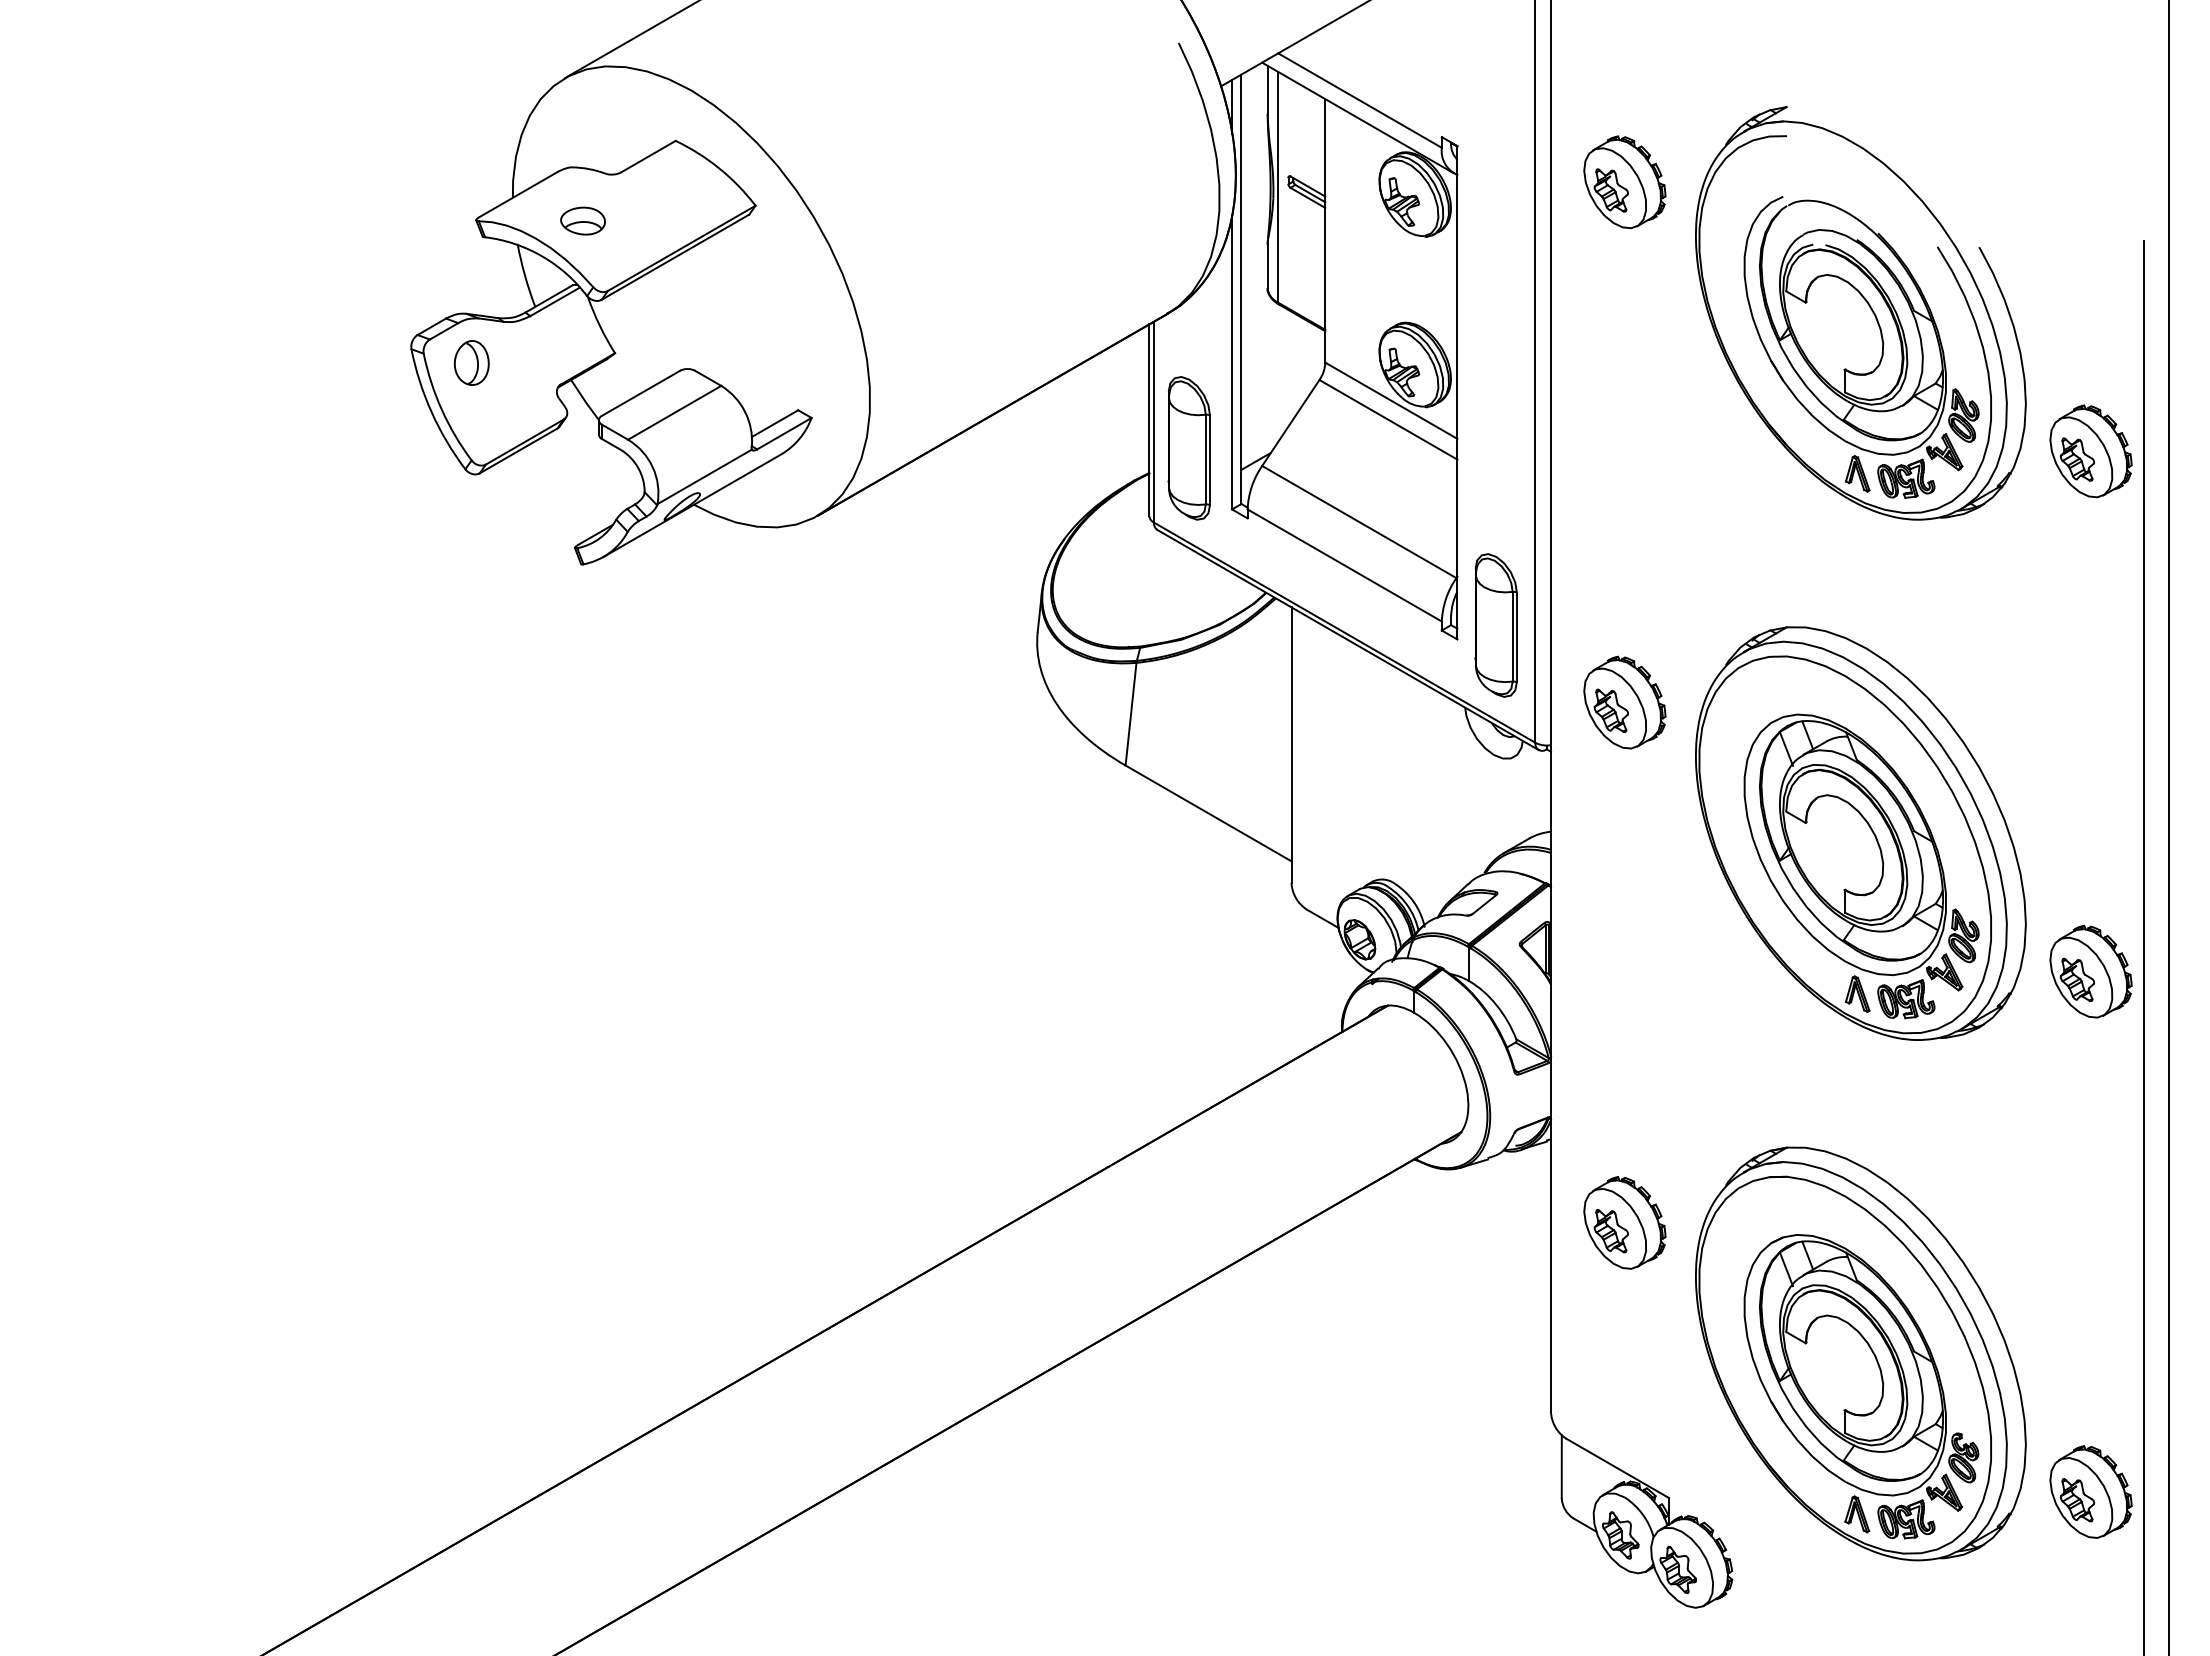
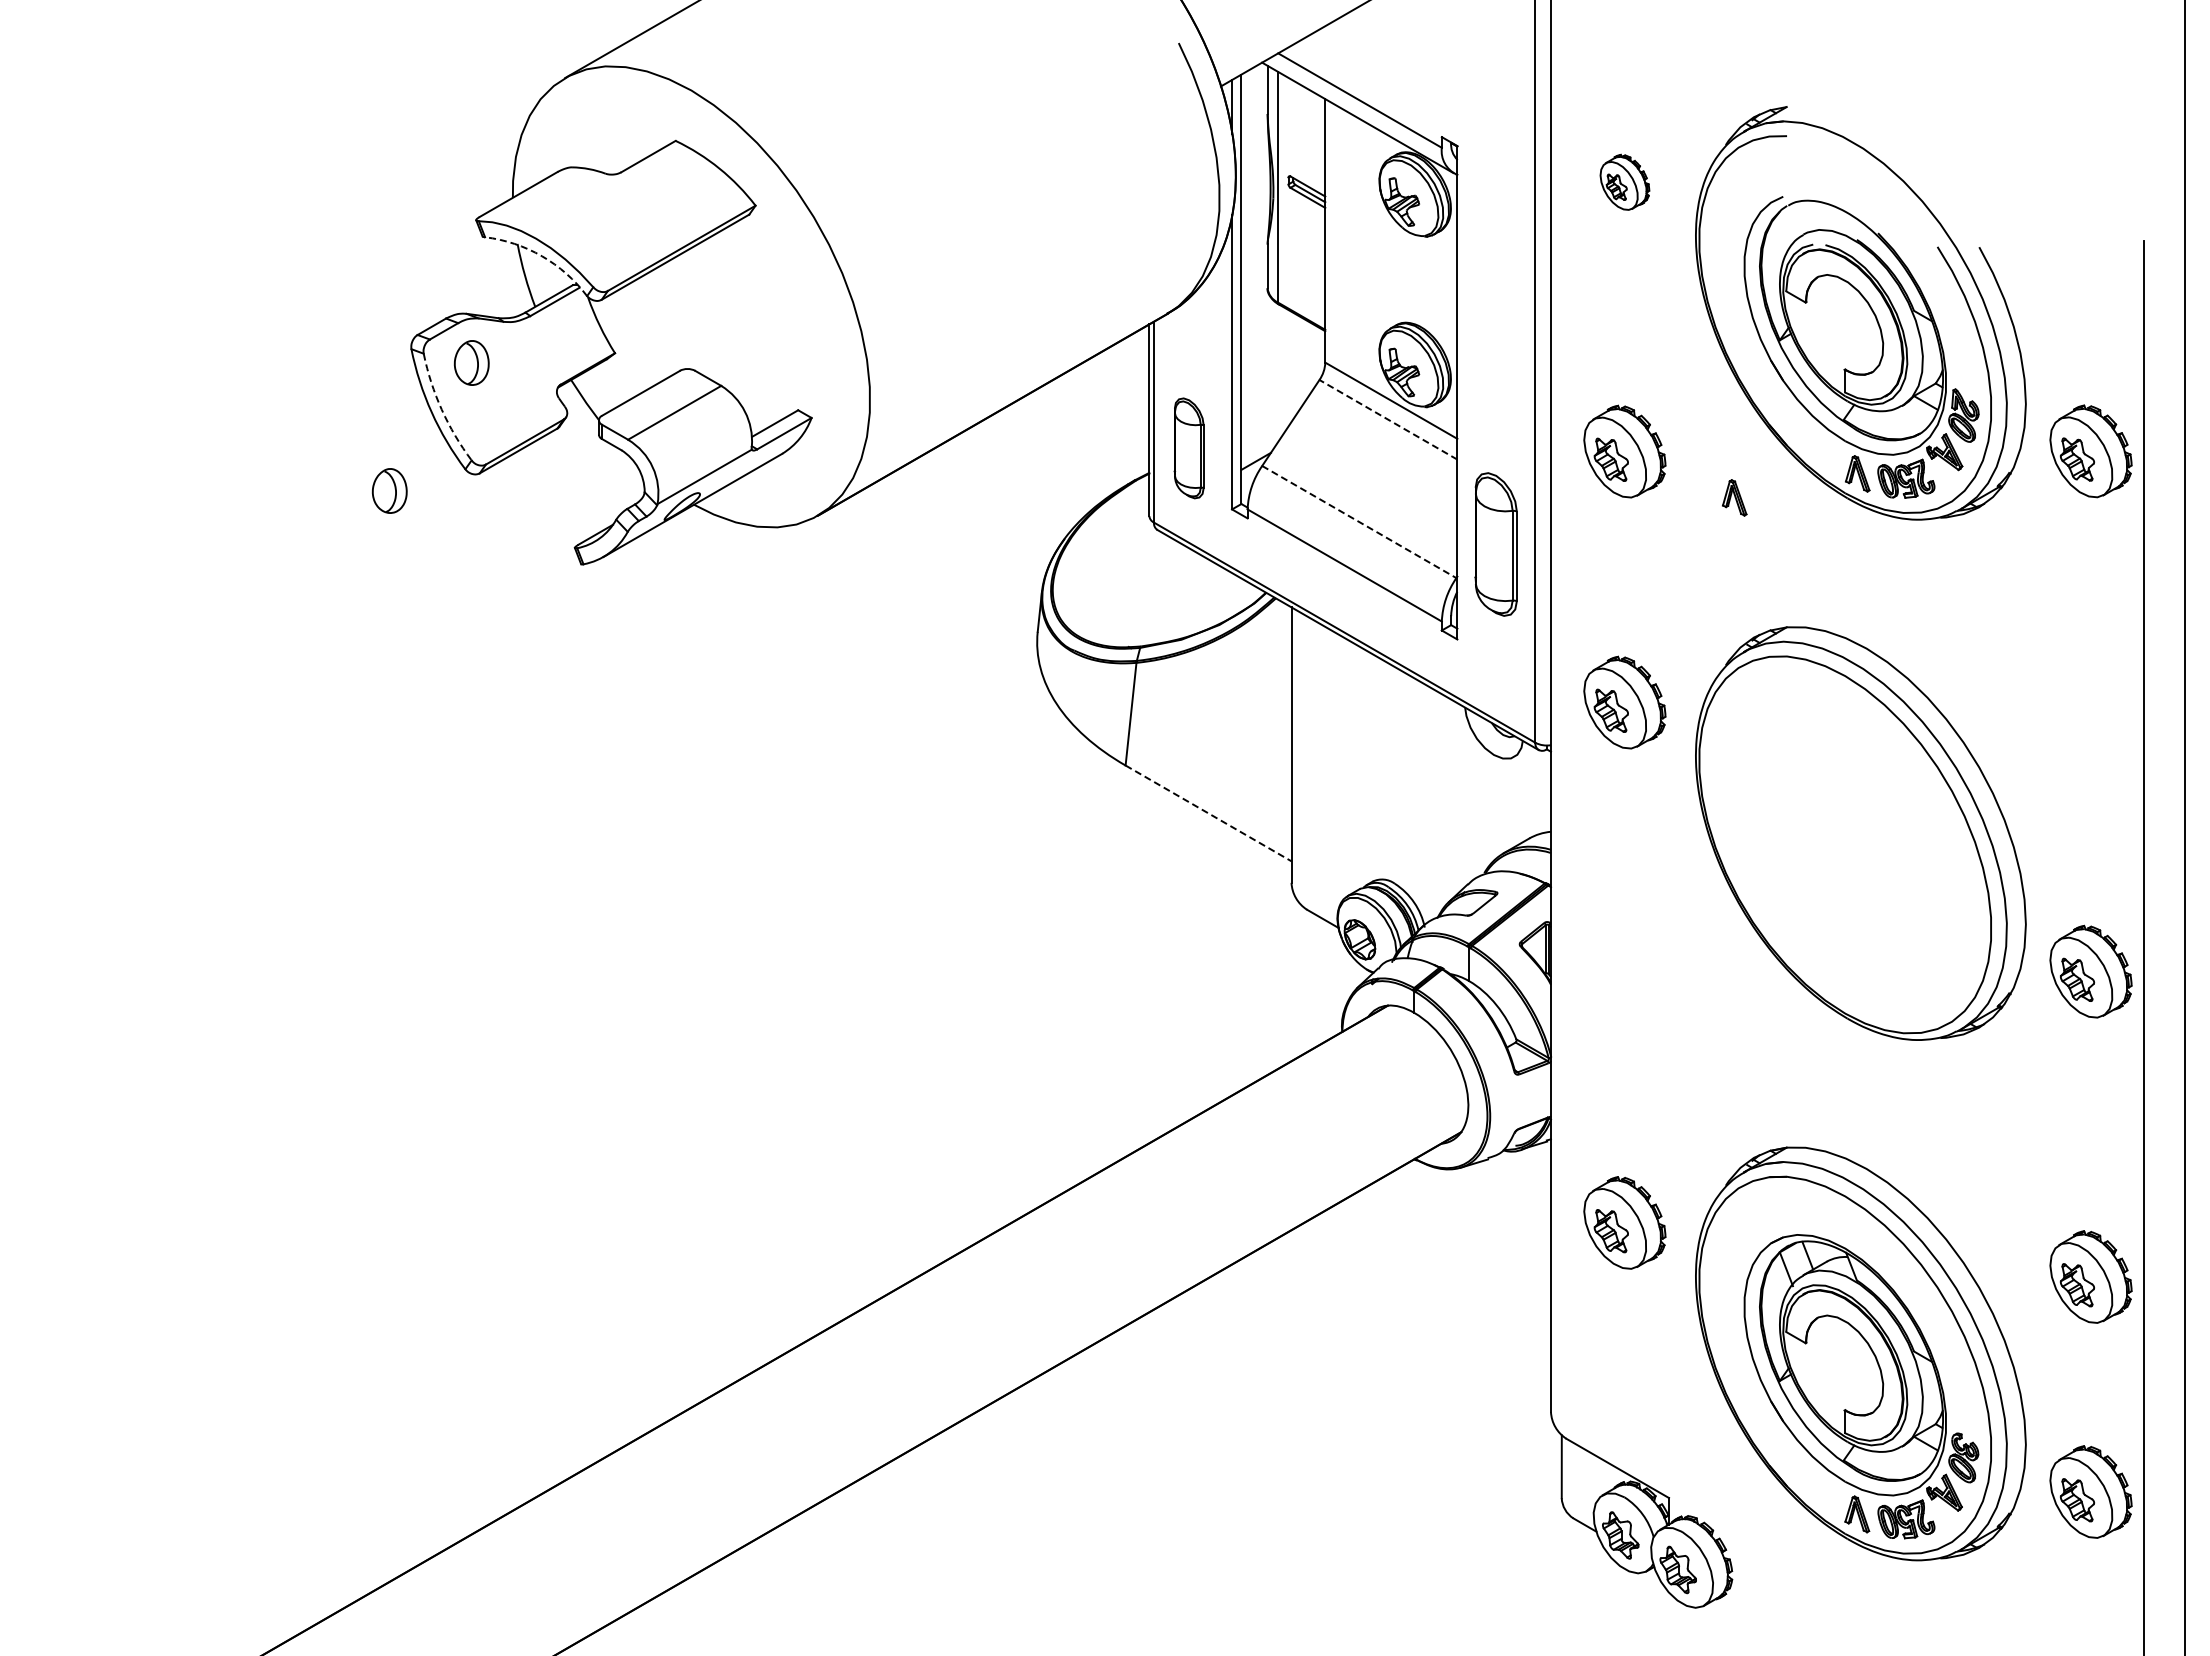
part size: 84x95 px -> 52x58 px (1624, 181)
part: present -> none (582, 220)
arc: solid -> dashed (542, 256)
arc: solid -> dashed (441, 409)
line: solid -> dashed (1388, 419)
part size: 44x145 px -> 32x103 px (1188, 448)
part: none -> present (1624, 451)
part: none -> present (389, 490)
part: none -> present (1734, 497)
line: solid -> dashed (1359, 522)
part position: (1495, 625) -> (1495, 544) (1495, 544)
line: solid -> dashed (1208, 813)
line position: (2169, 827) -> (2185, 827) (2185, 827)
part: present -> none (1861, 866)
part: none -> present (2090, 1276)
